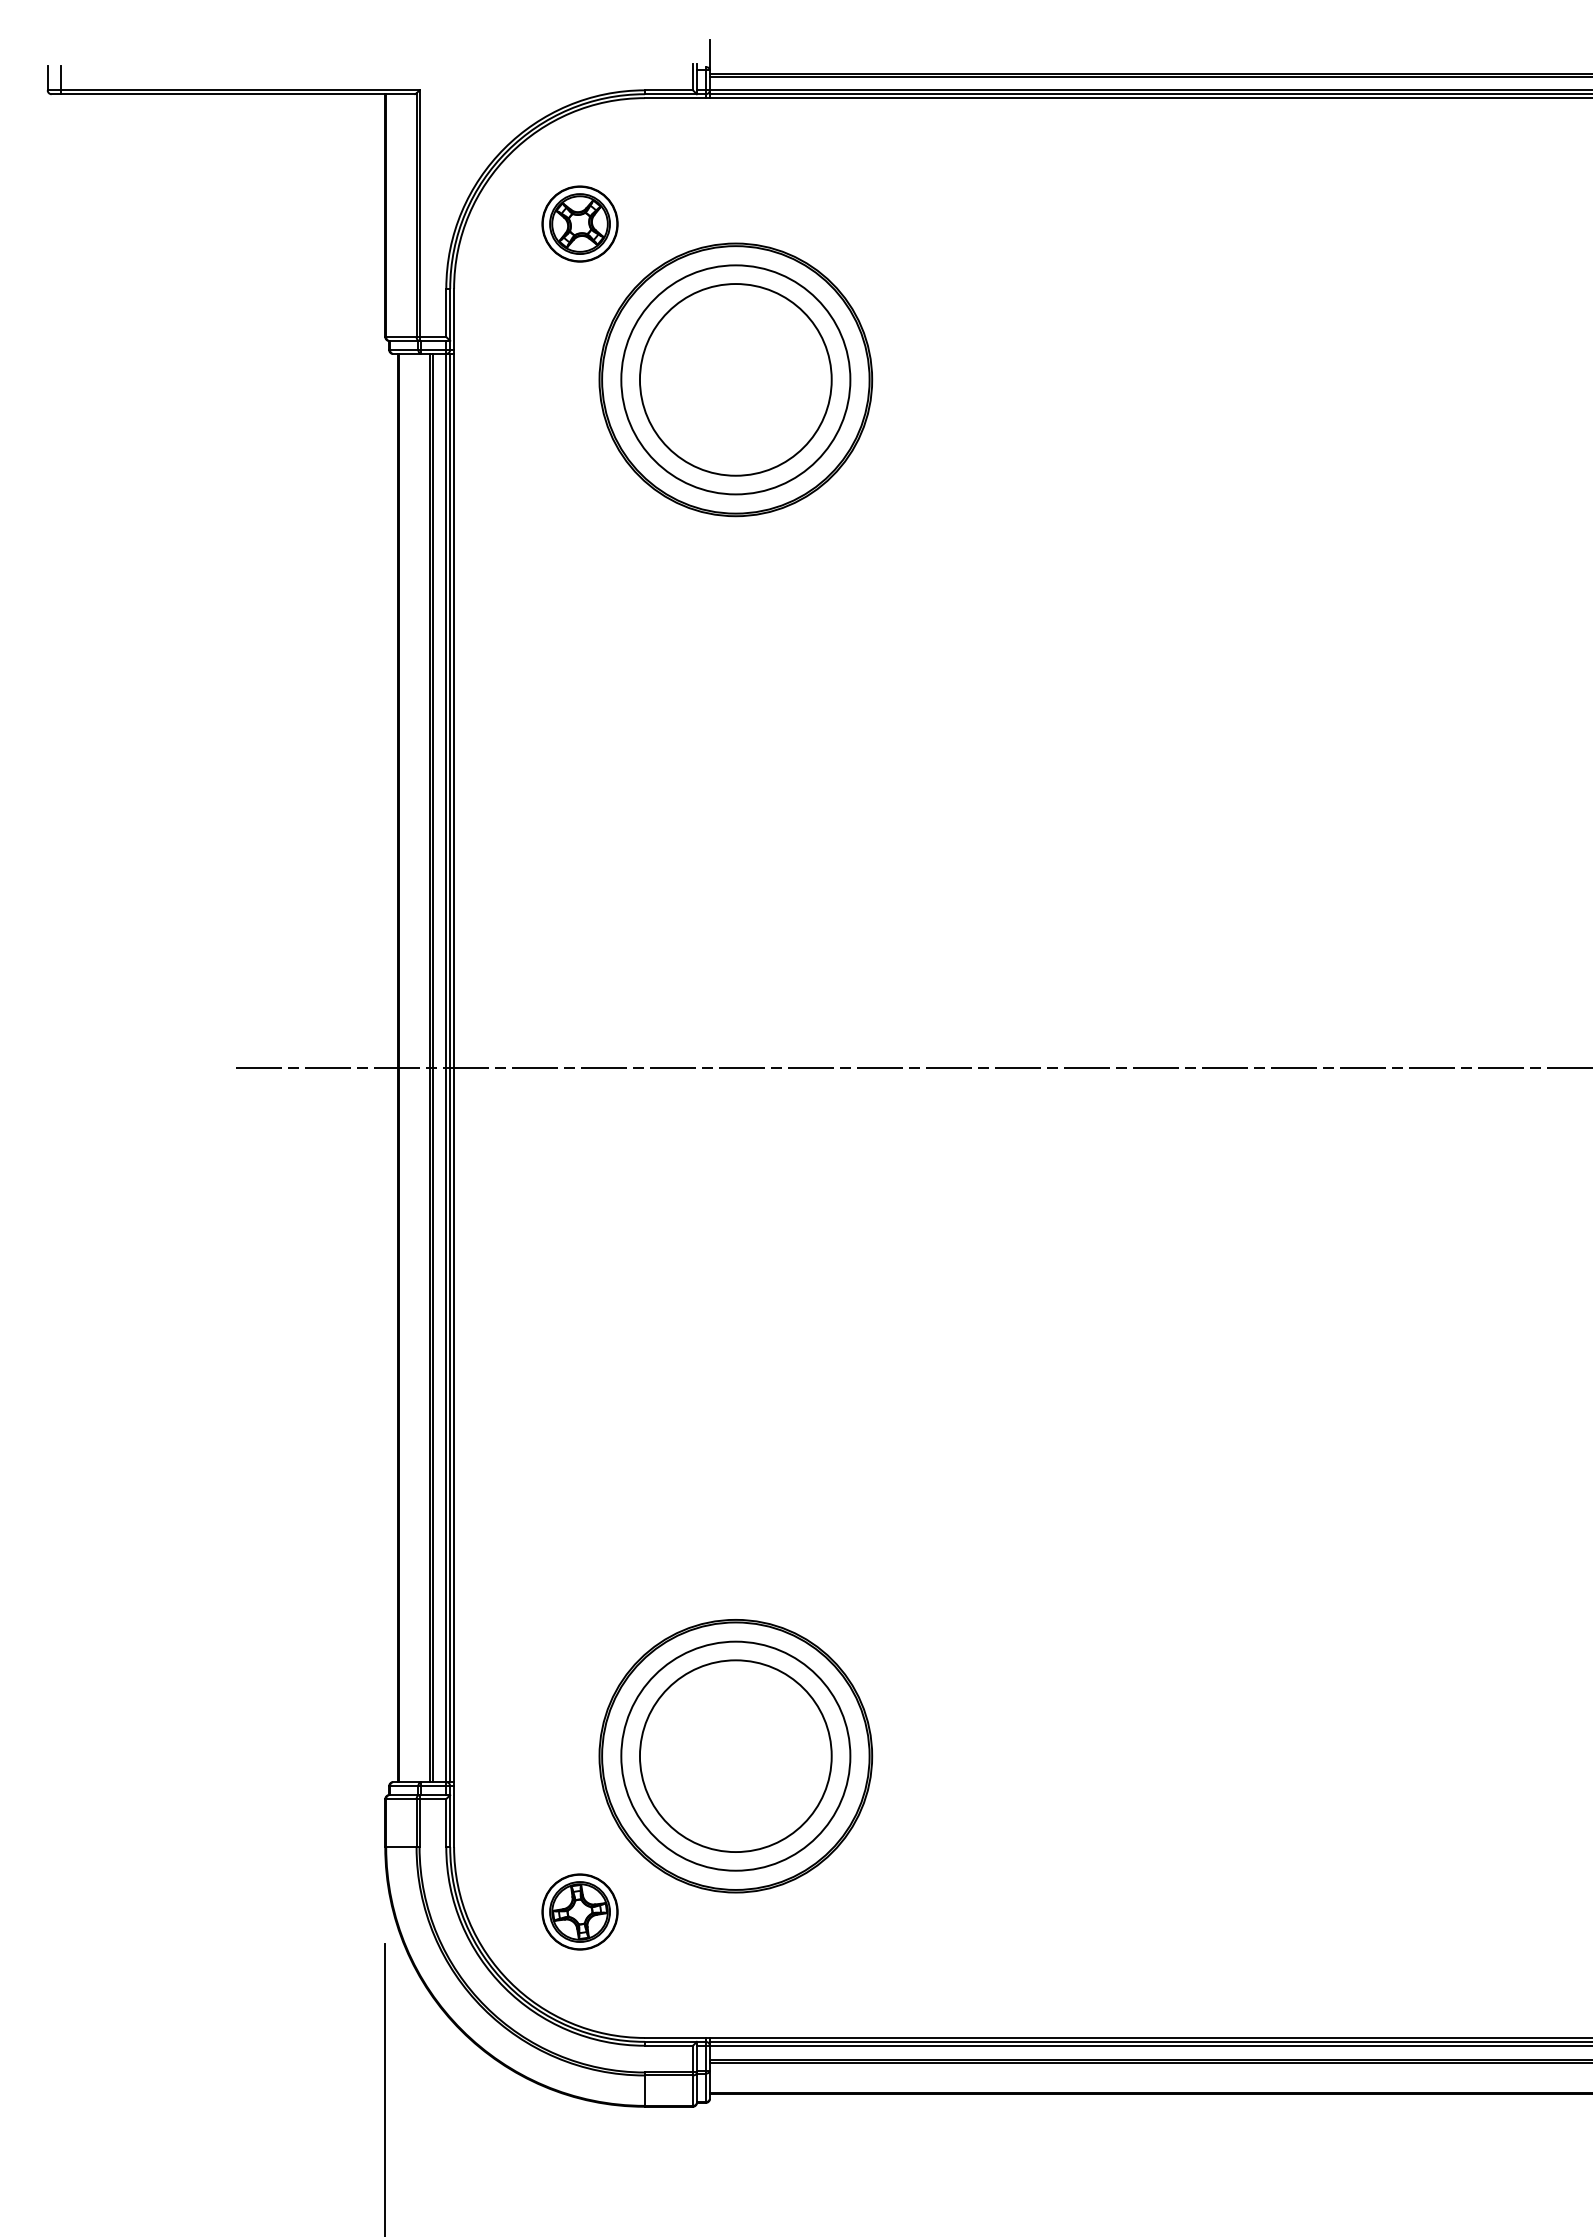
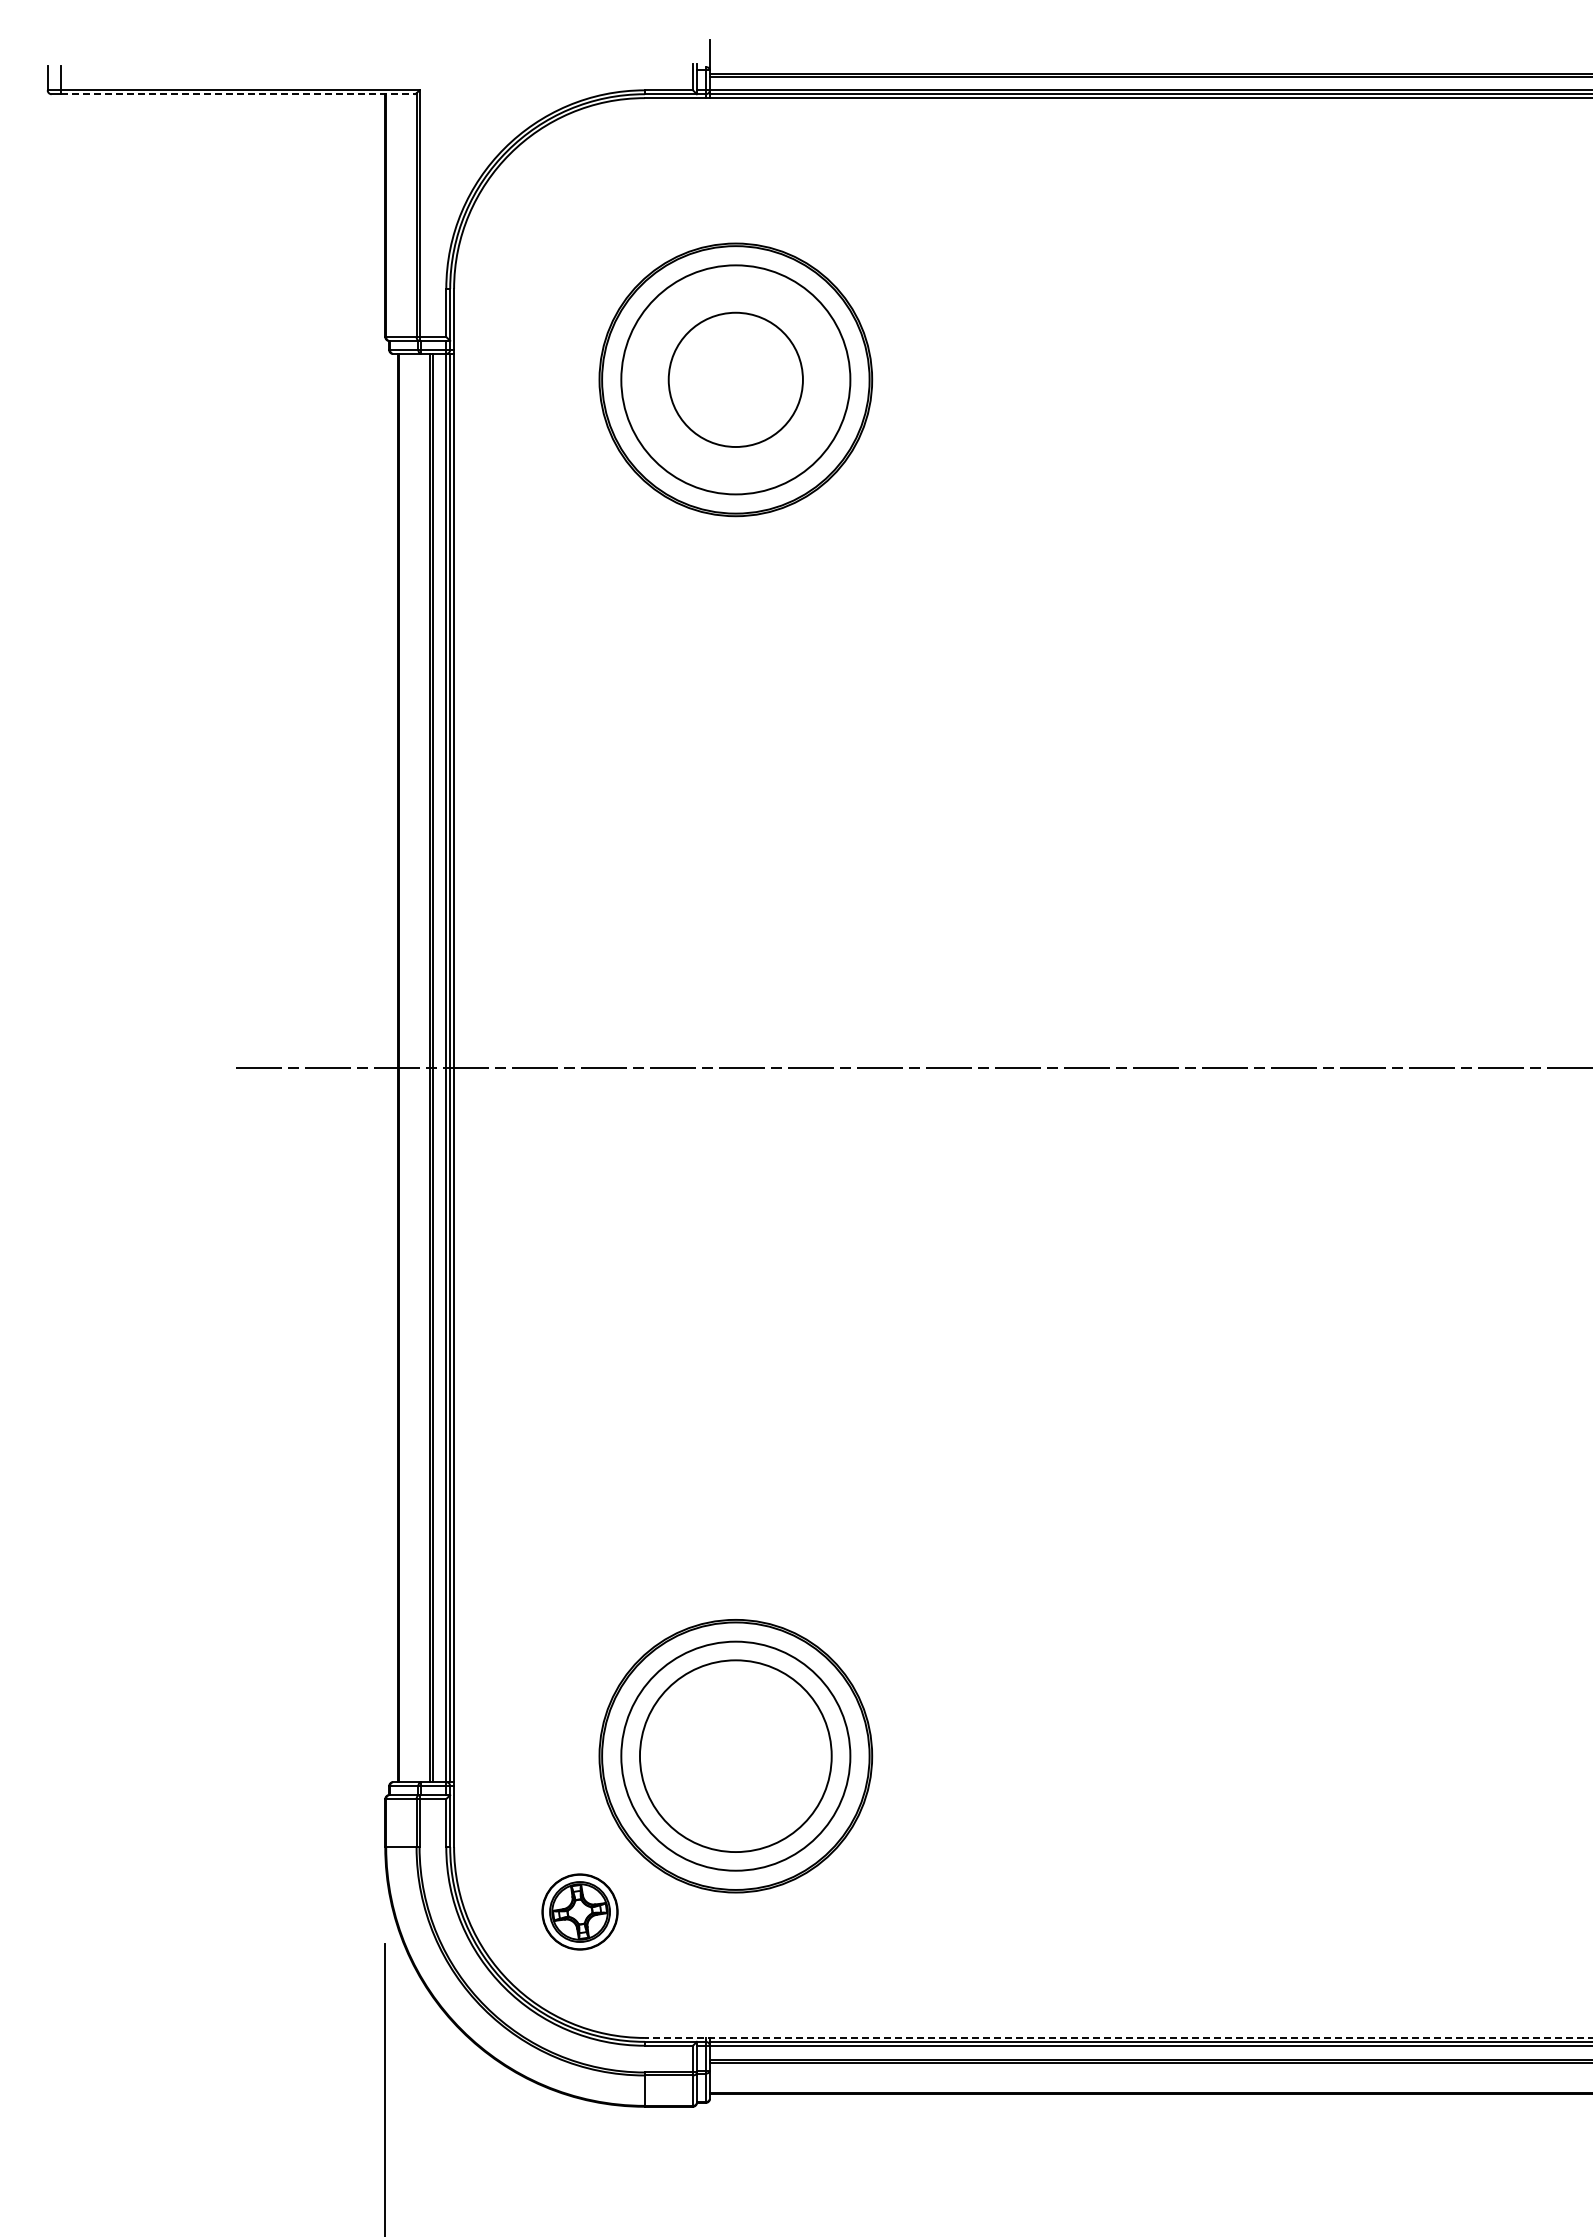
line: solid -> dashed (237, 94)
part: present -> none (579, 223)
circle diameter: 192 px -> 134 px (735, 379)
line: solid -> dashed (1118, 2037)
